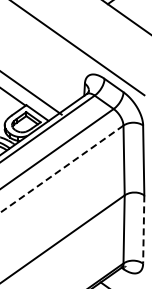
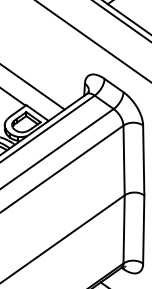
line: none -> present (121, 20)
line position: (78, 48) -> (92, 41) (92, 41)
line position: (31, 93) -> (33, 87) (33, 87)
line: dashed -> solid (61, 169)
line: dashed -> solid (143, 230)
